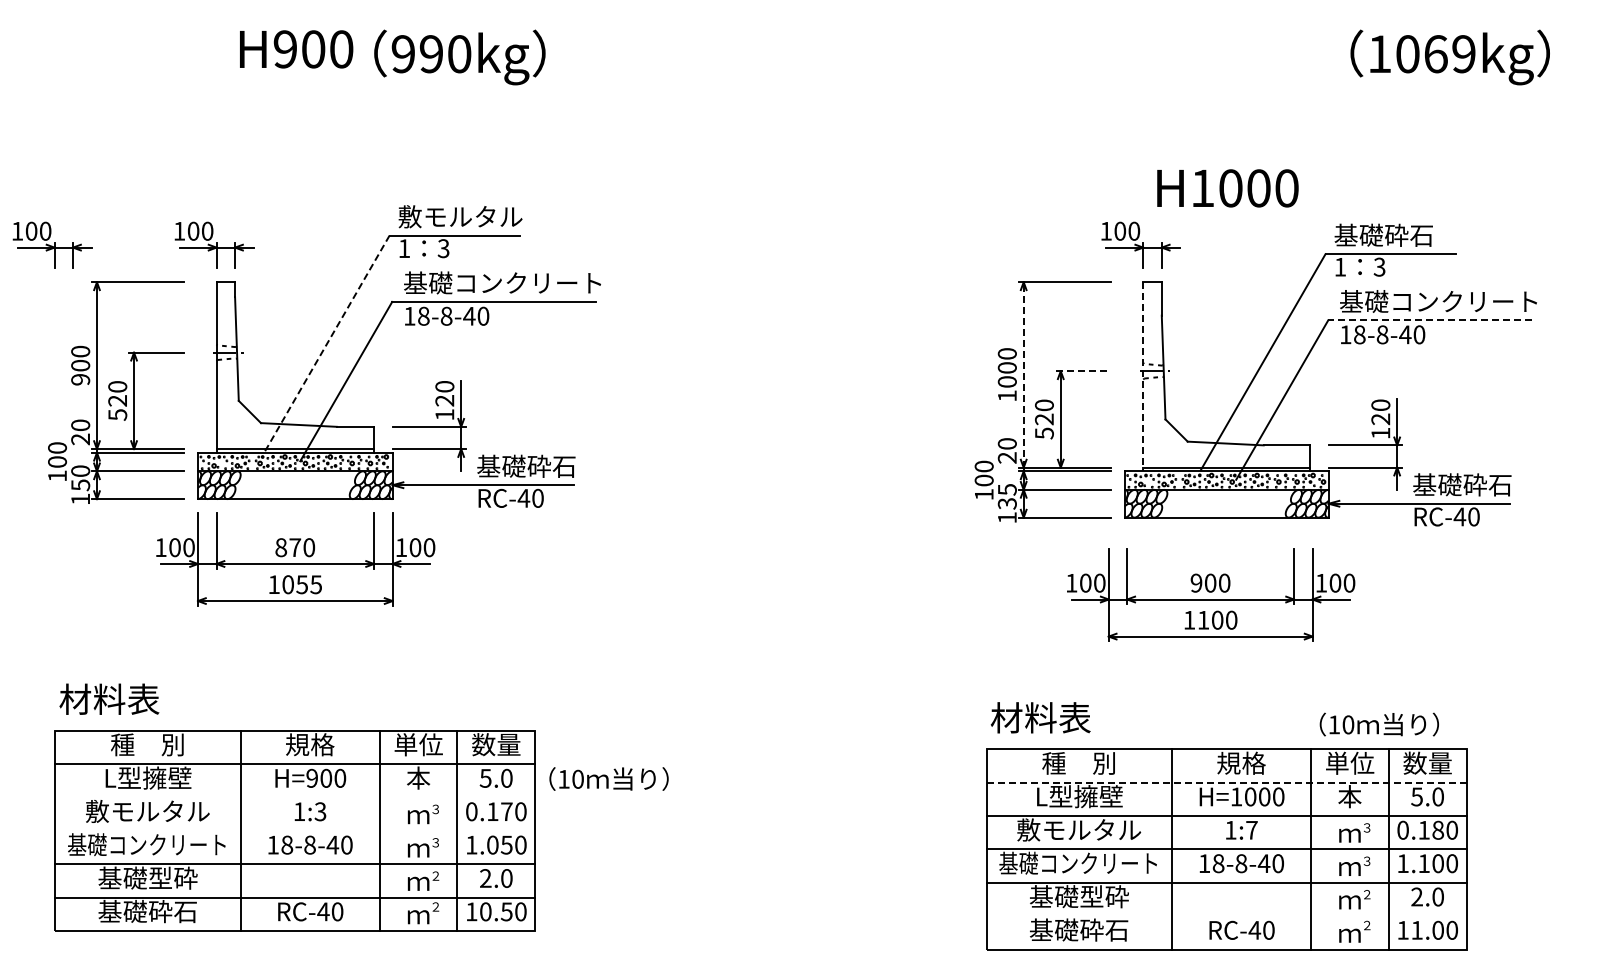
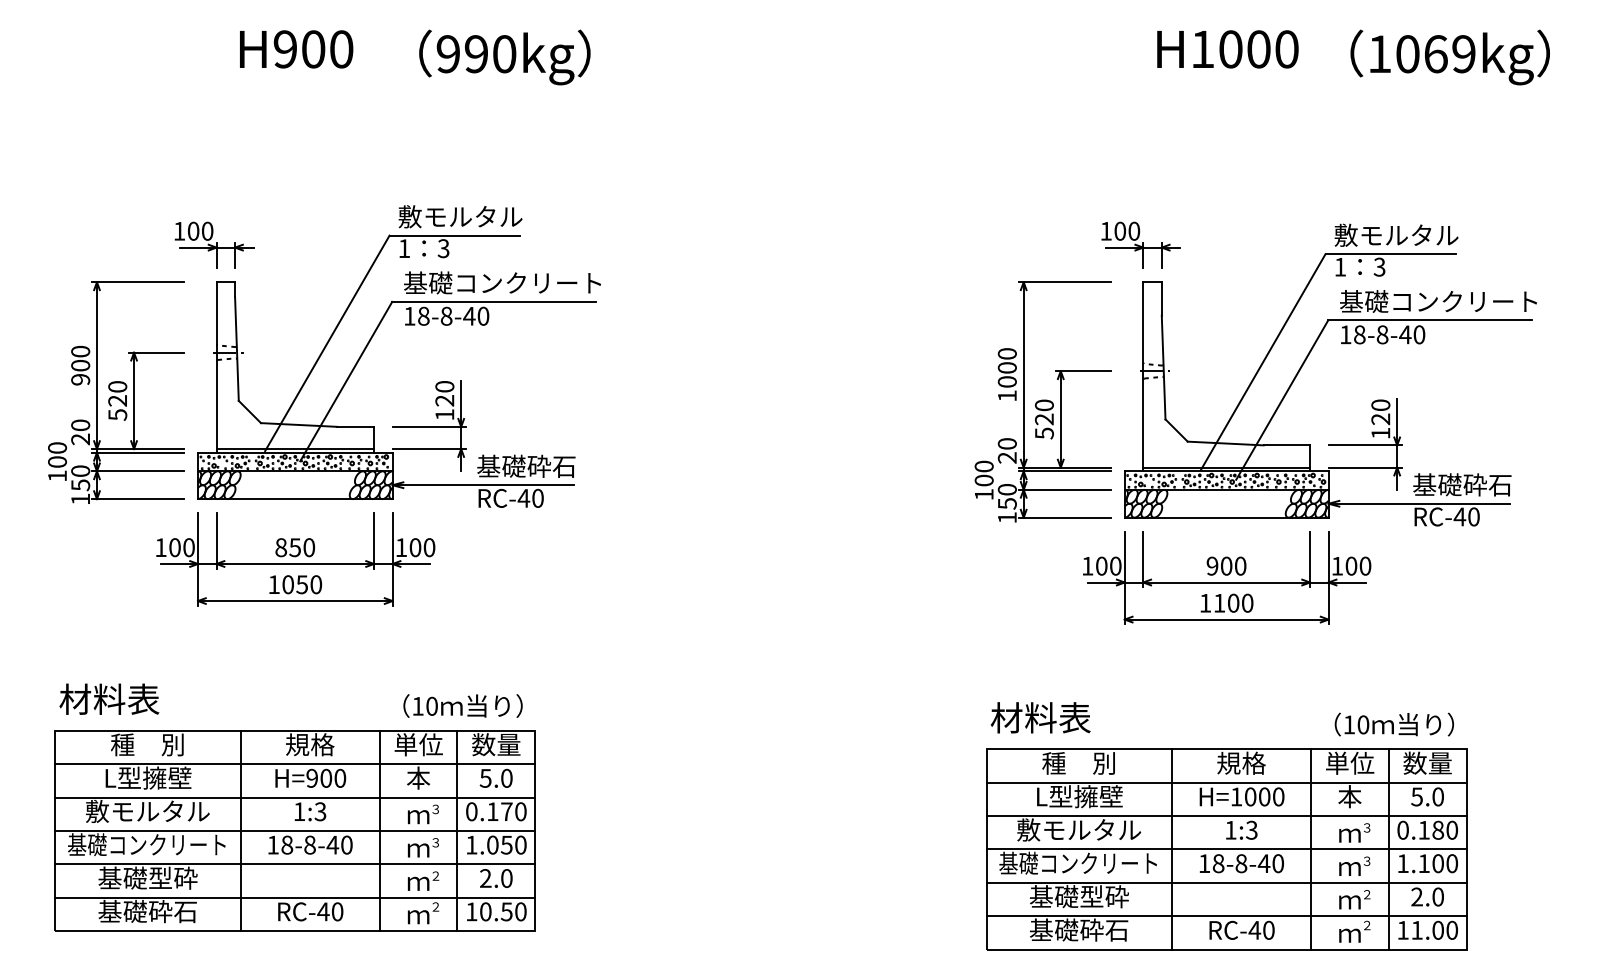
text position: (459, 57) -> (504, 57) (504, 57)
text position: (1227, 188) -> (1227, 49) (1227, 49)
text: 基礎砕石 -> 敷モルタル (1396, 234)
part: present -> none (52, 244)
line: dashed -> solid (1430, 320)
line: dashed -> solid (327, 342)
line: dashed -> solid (1083, 371)
line: dashed -> solid (1023, 374)
line: dashed -> solid (1143, 376)
text: 135 -> 150 (1006, 496)
text: 870 -> 850 (295, 547)
text: 1055 -> 1050 (316, 584)
part position: (1211, 594) -> (1227, 577) (1227, 577)
text position: (1378, 724) -> (1393, 724) (1393, 724)
text position: (608, 778) -> (462, 705) (462, 705)
line: dashed -> solid (1227, 782)
line: none -> present (295, 797)
text: 1:7 -> 1:3 (1251, 829)
line: none -> present (295, 830)
line: none -> present (1226, 916)
